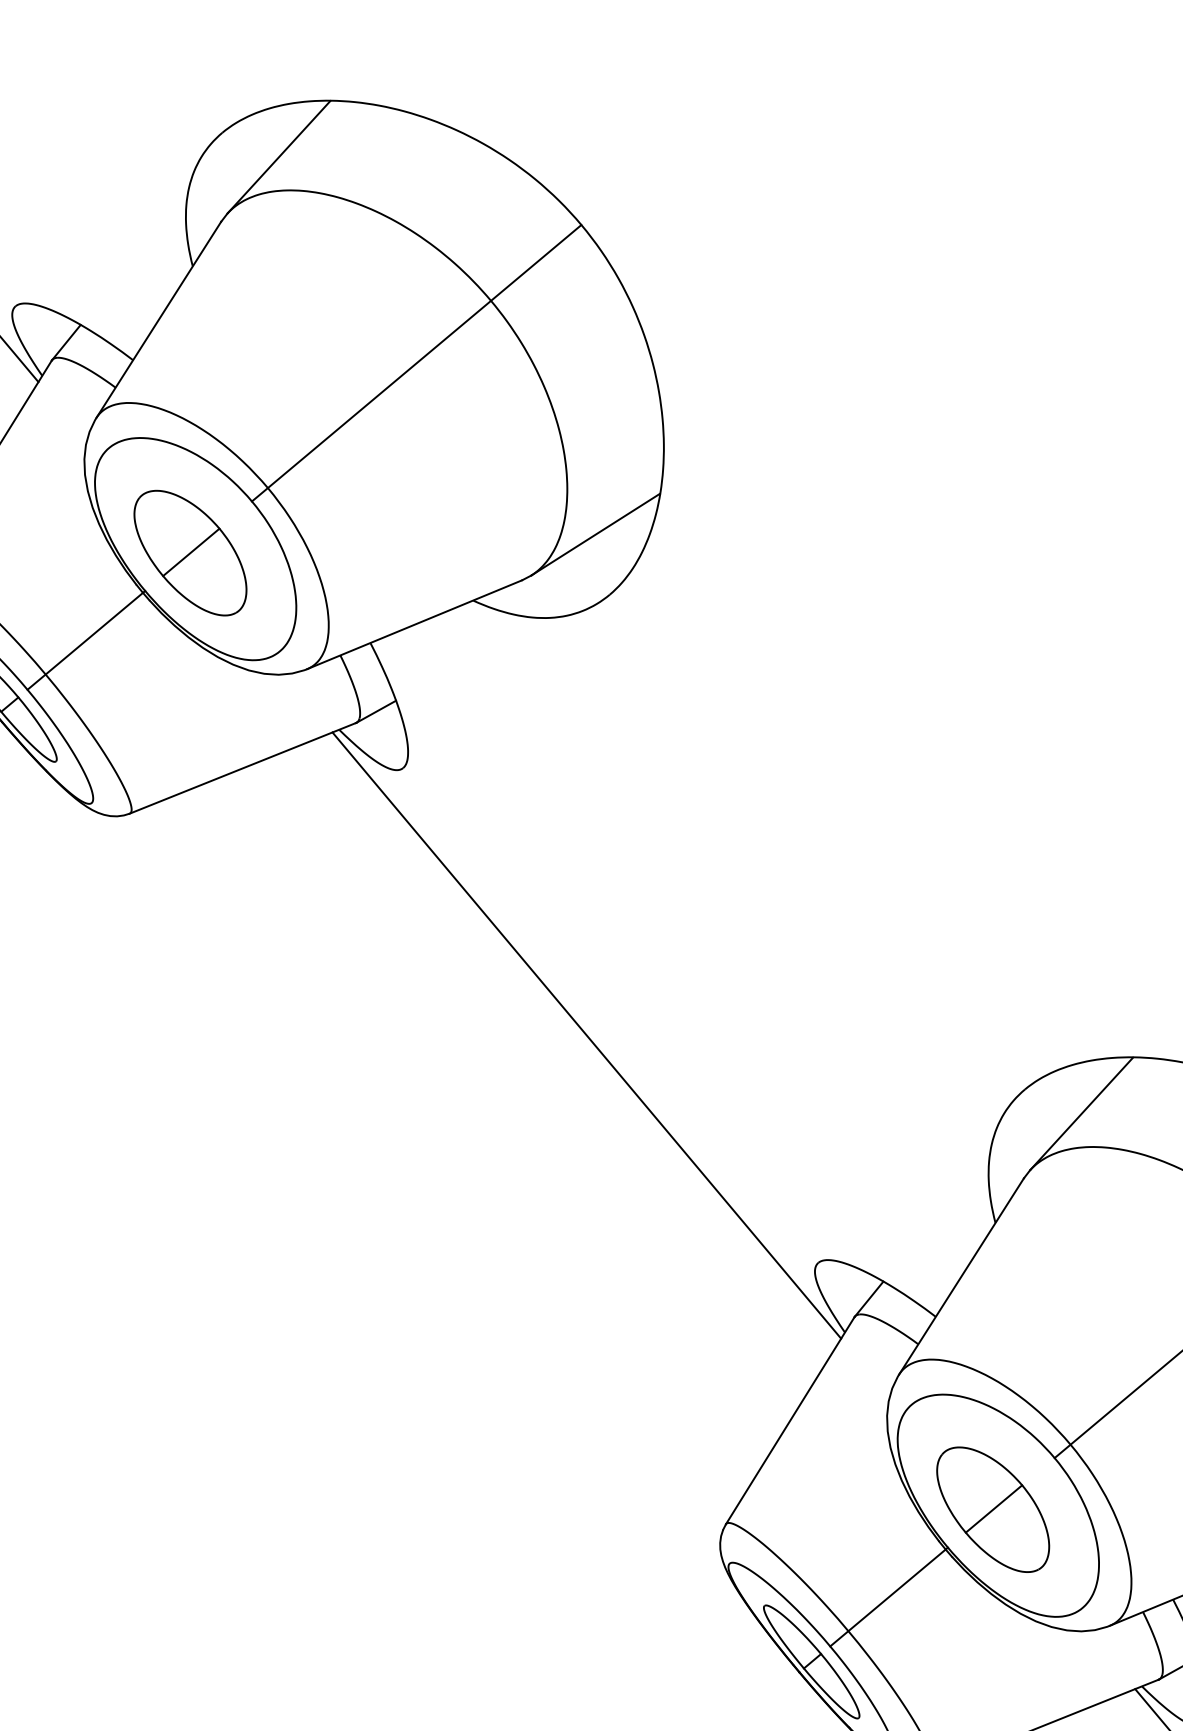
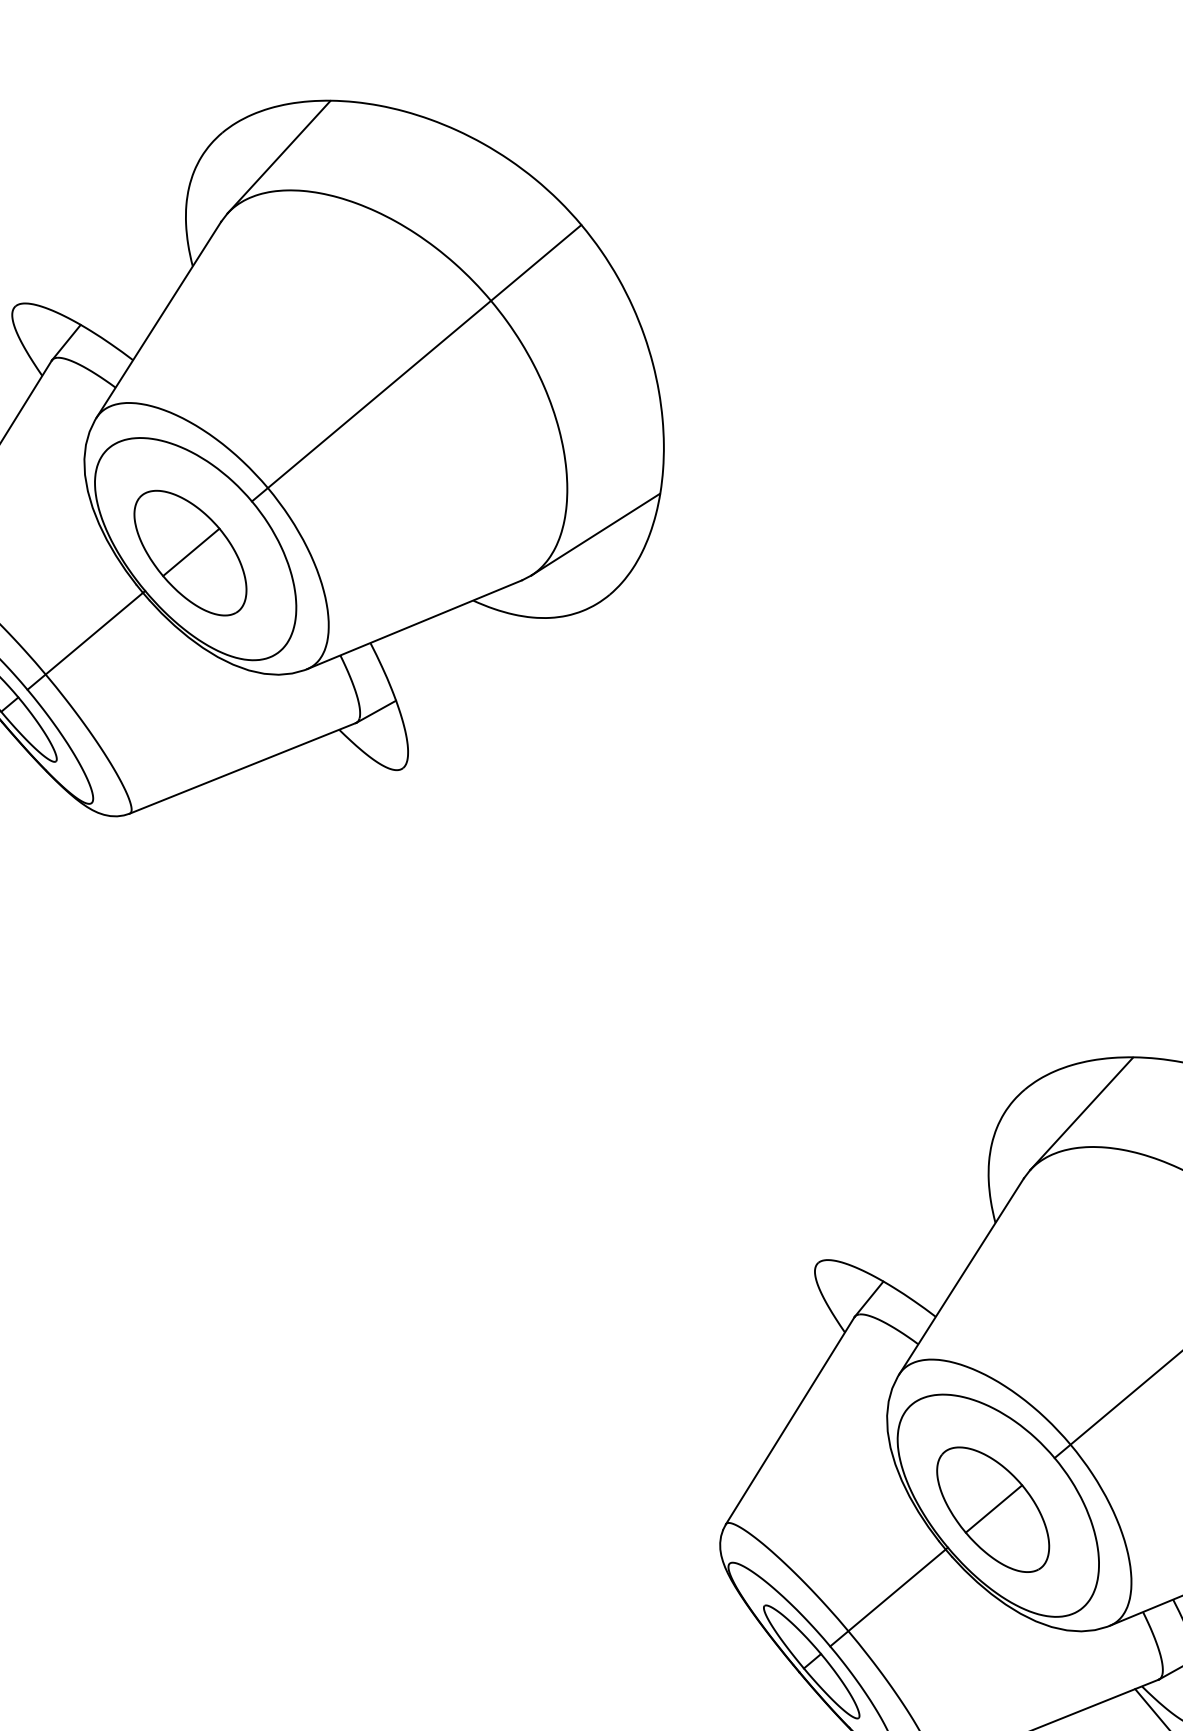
line: present -> none (20, 360)
line: present -> none (586, 1035)
